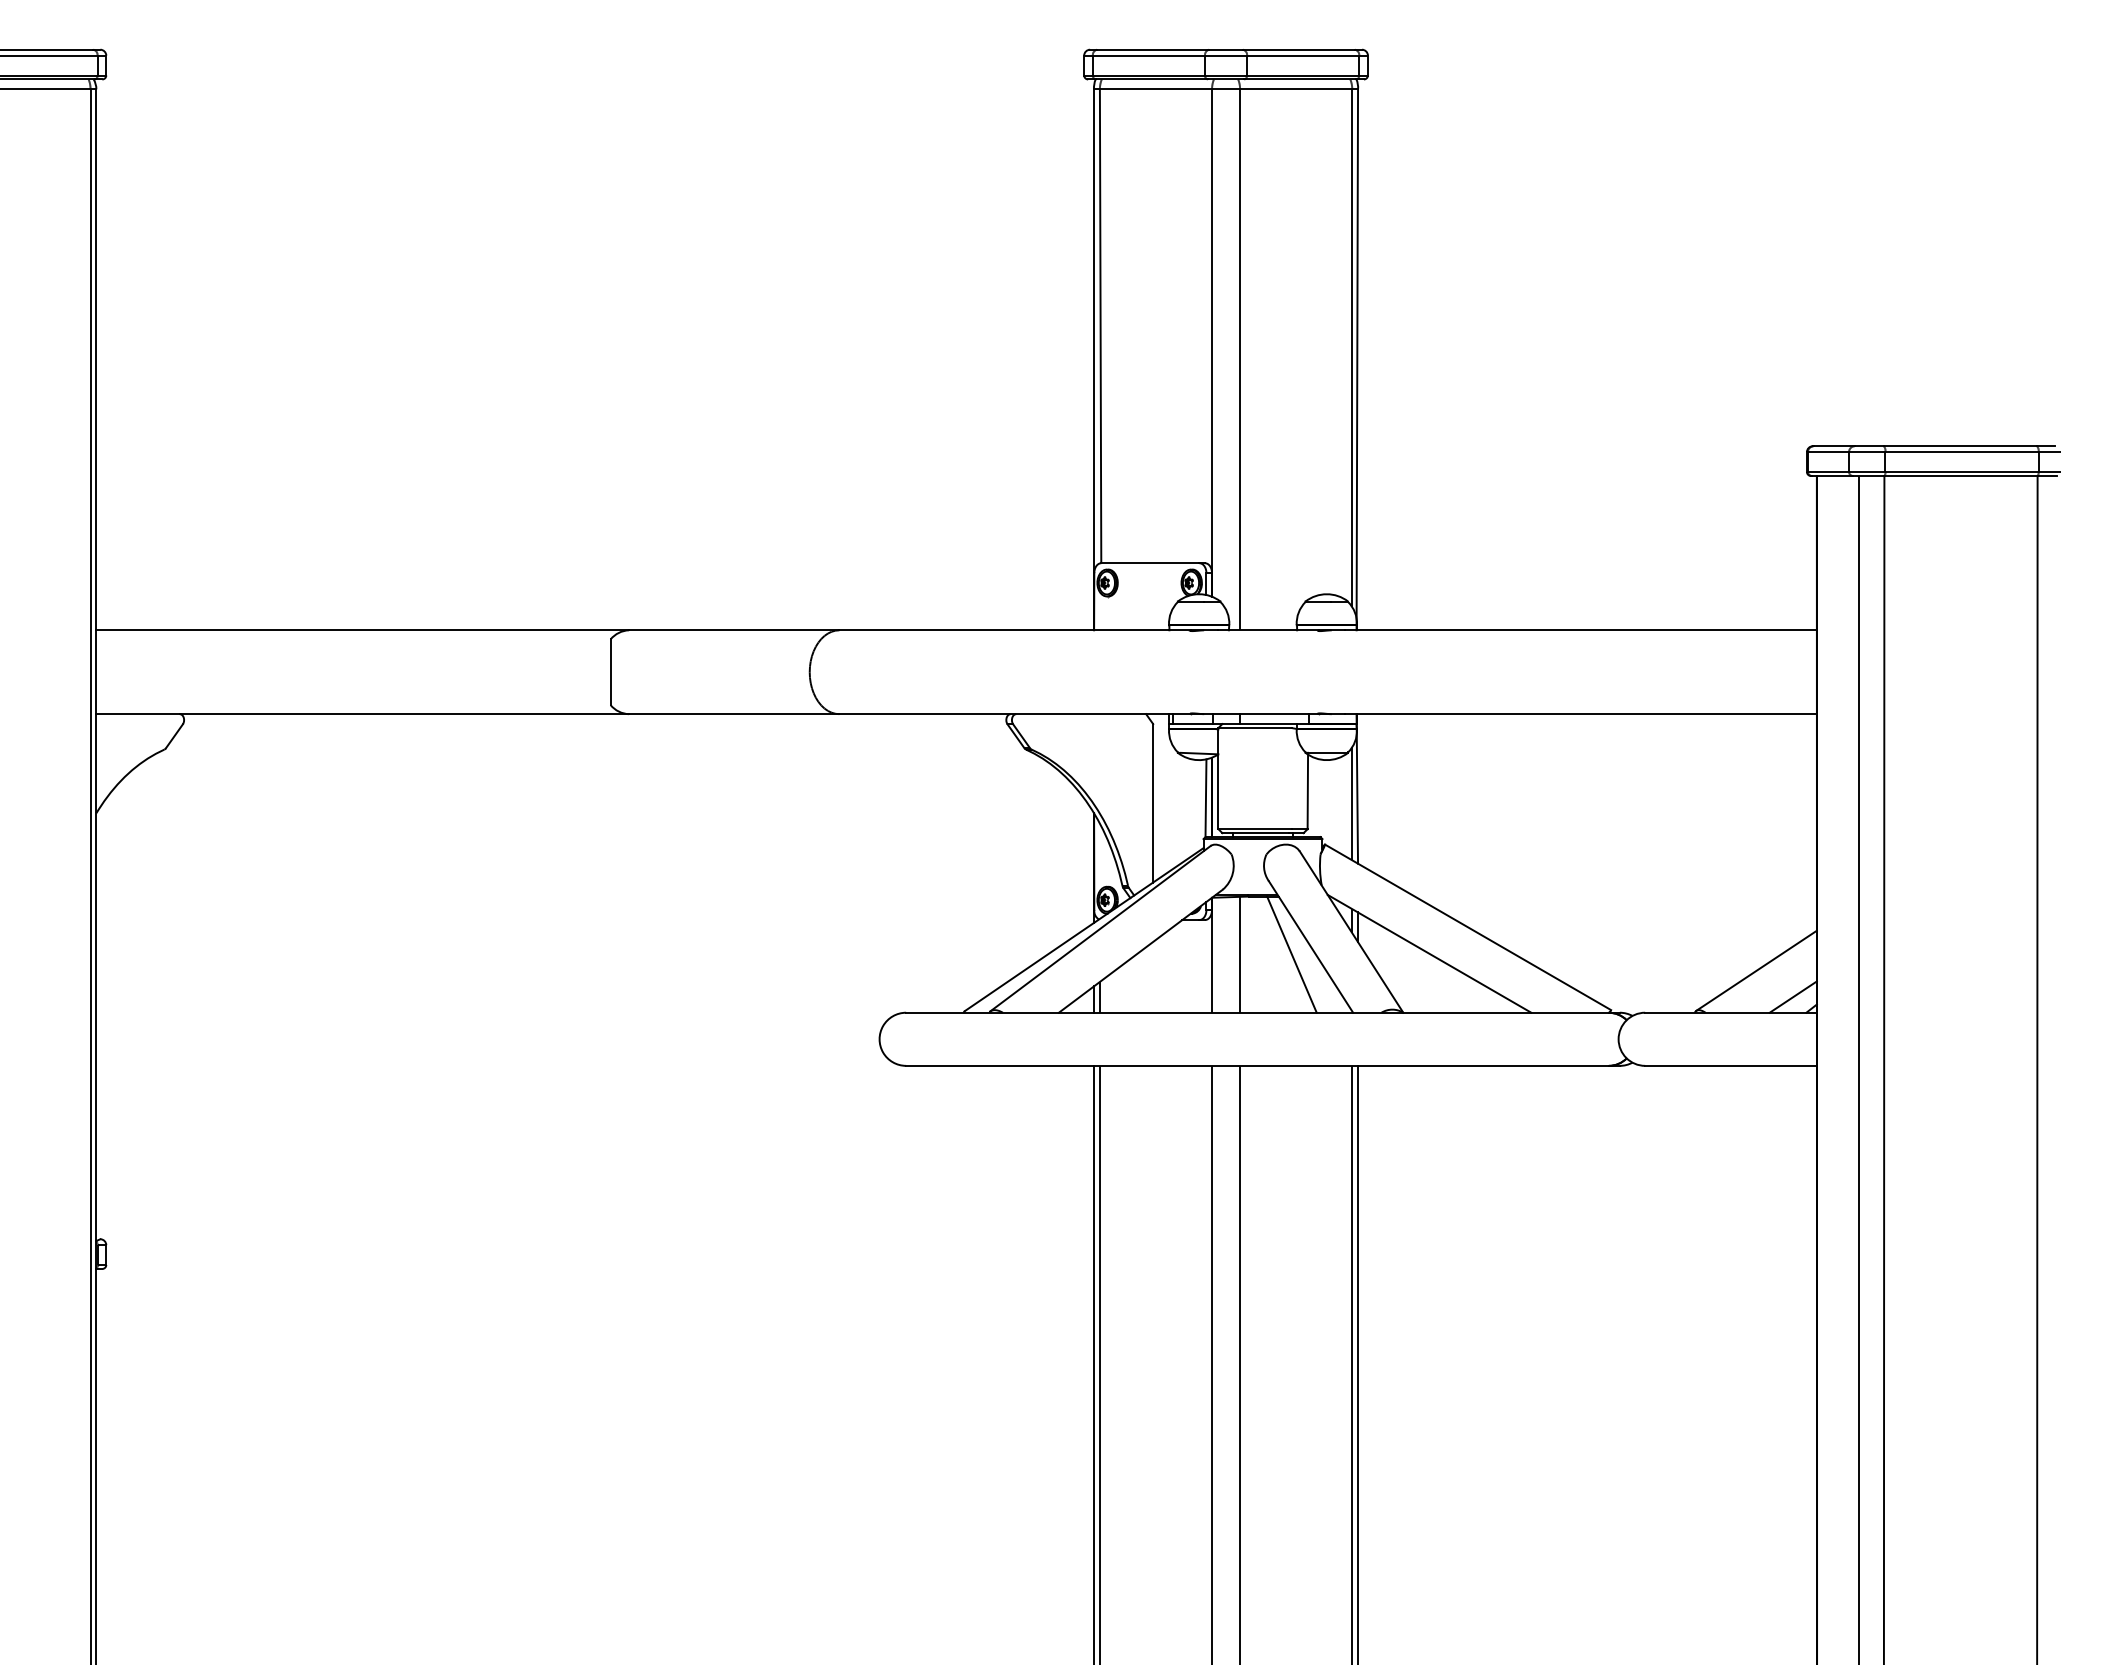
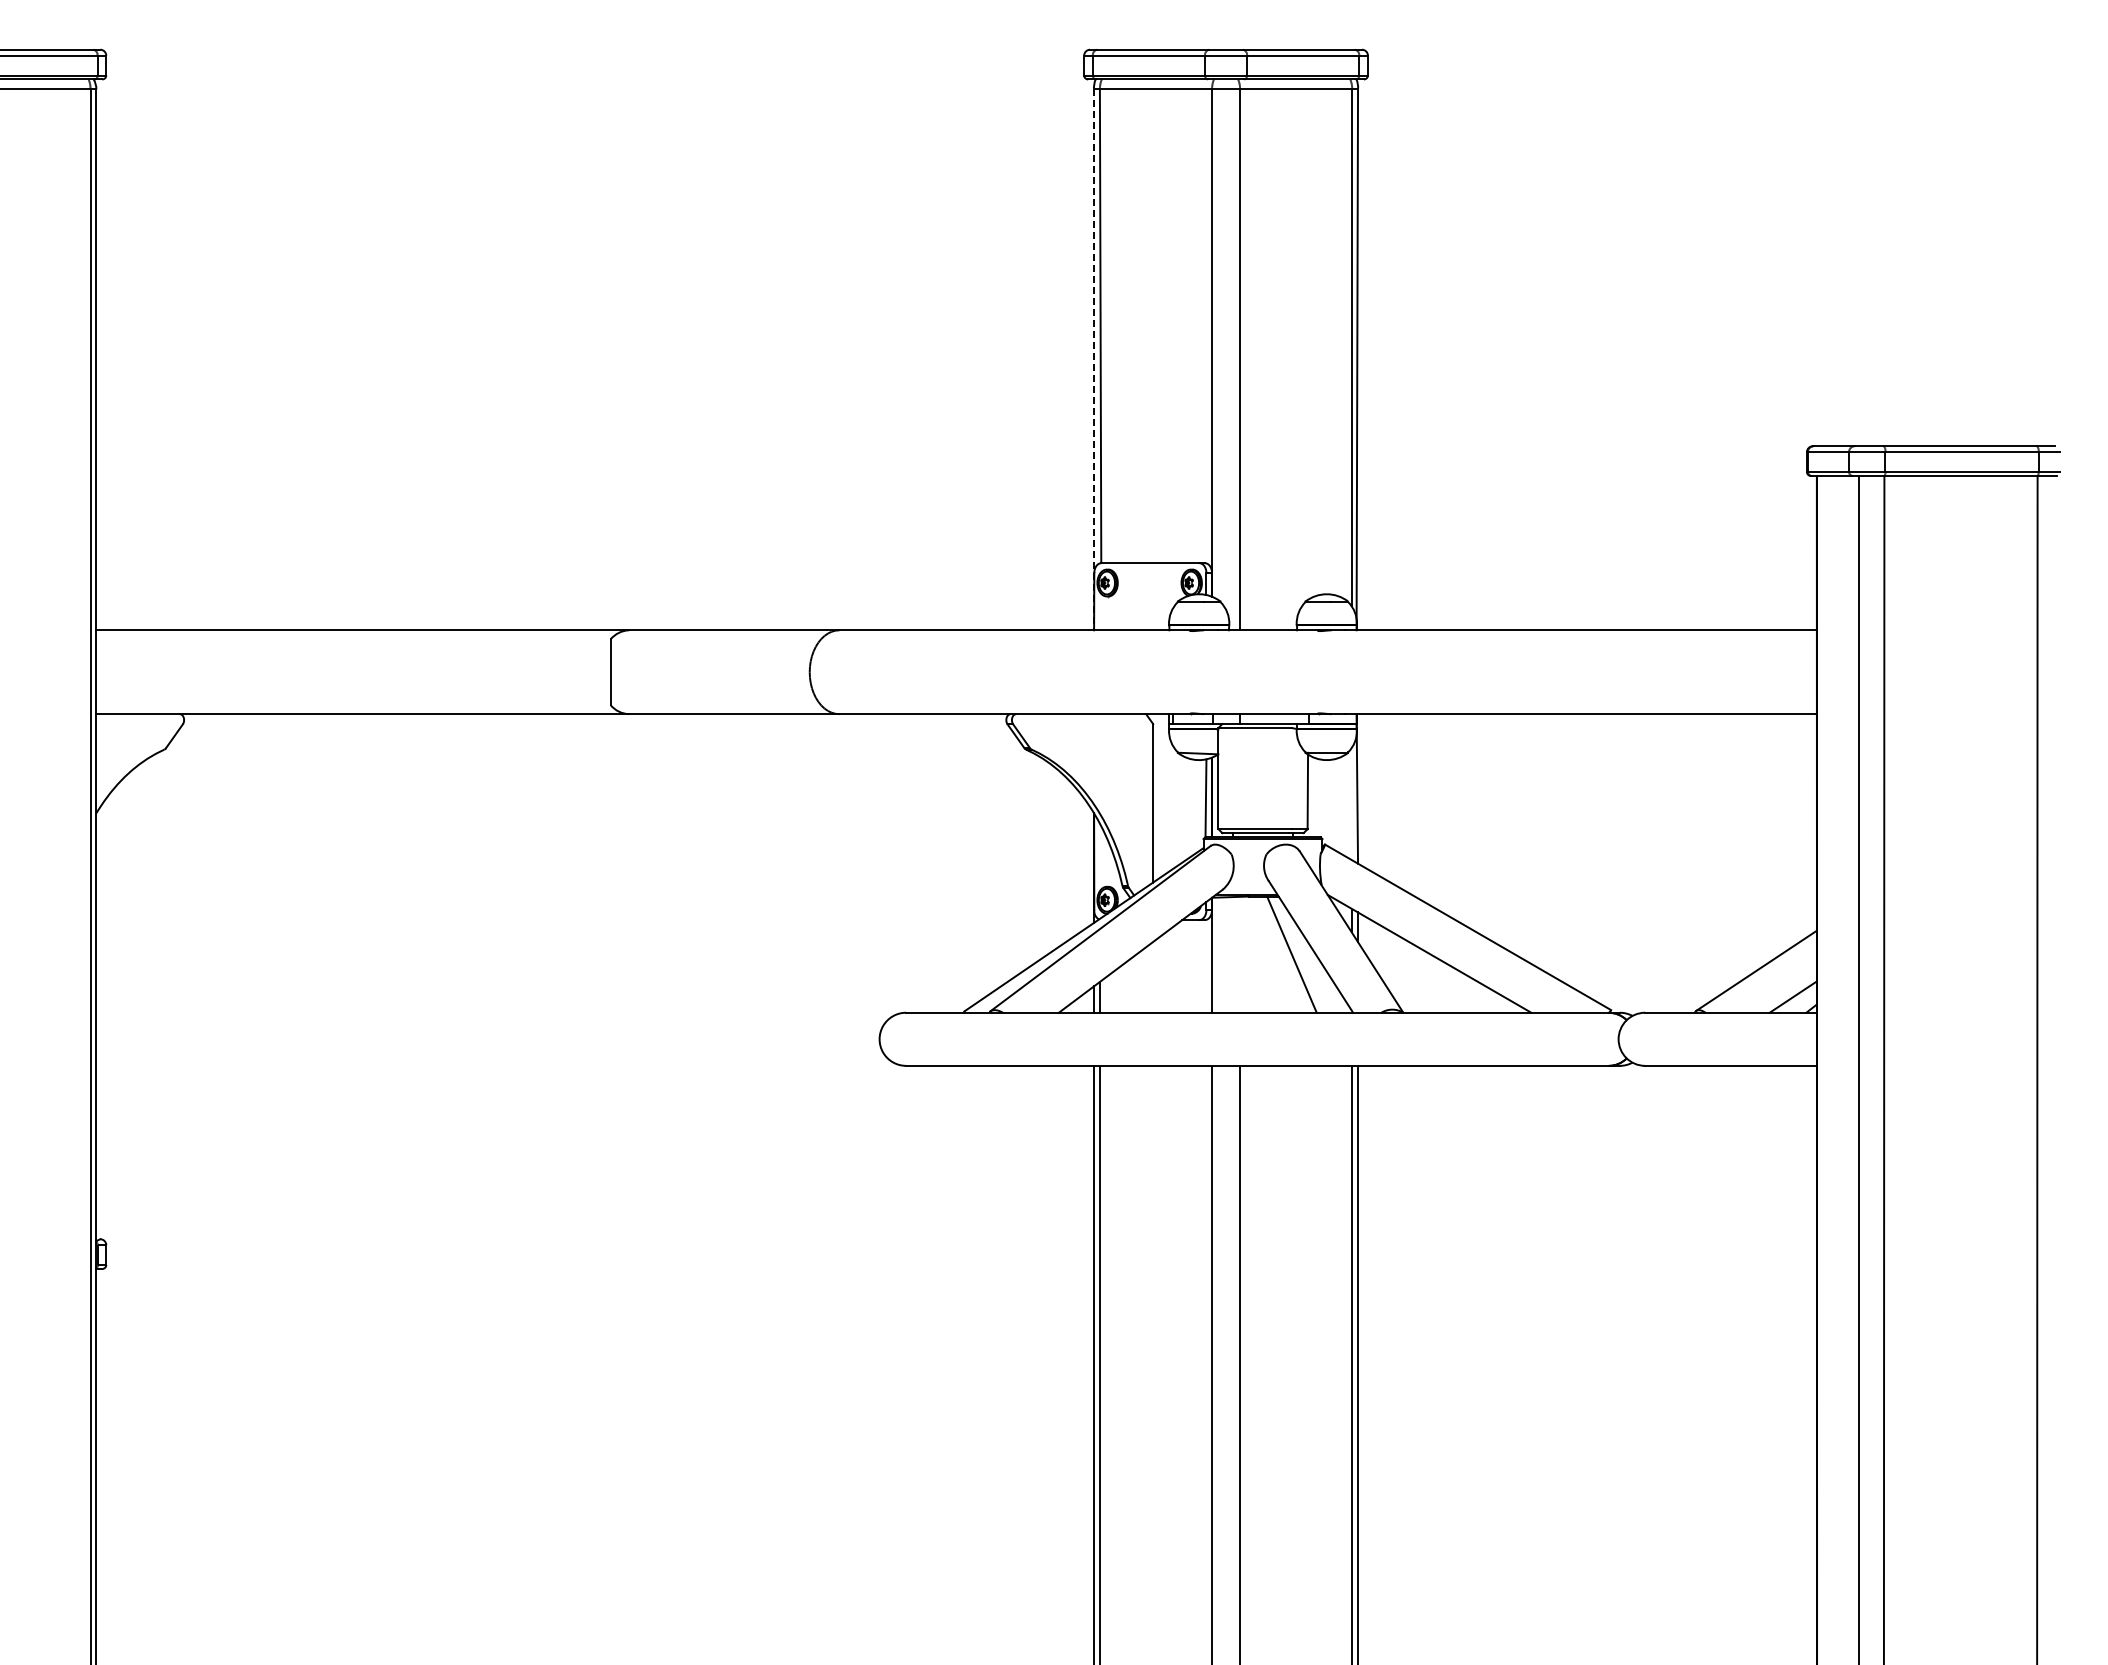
line: solid -> dashed (1094, 360)
line: present -> none (1352, 803)
line: present -> none (1240, 954)
